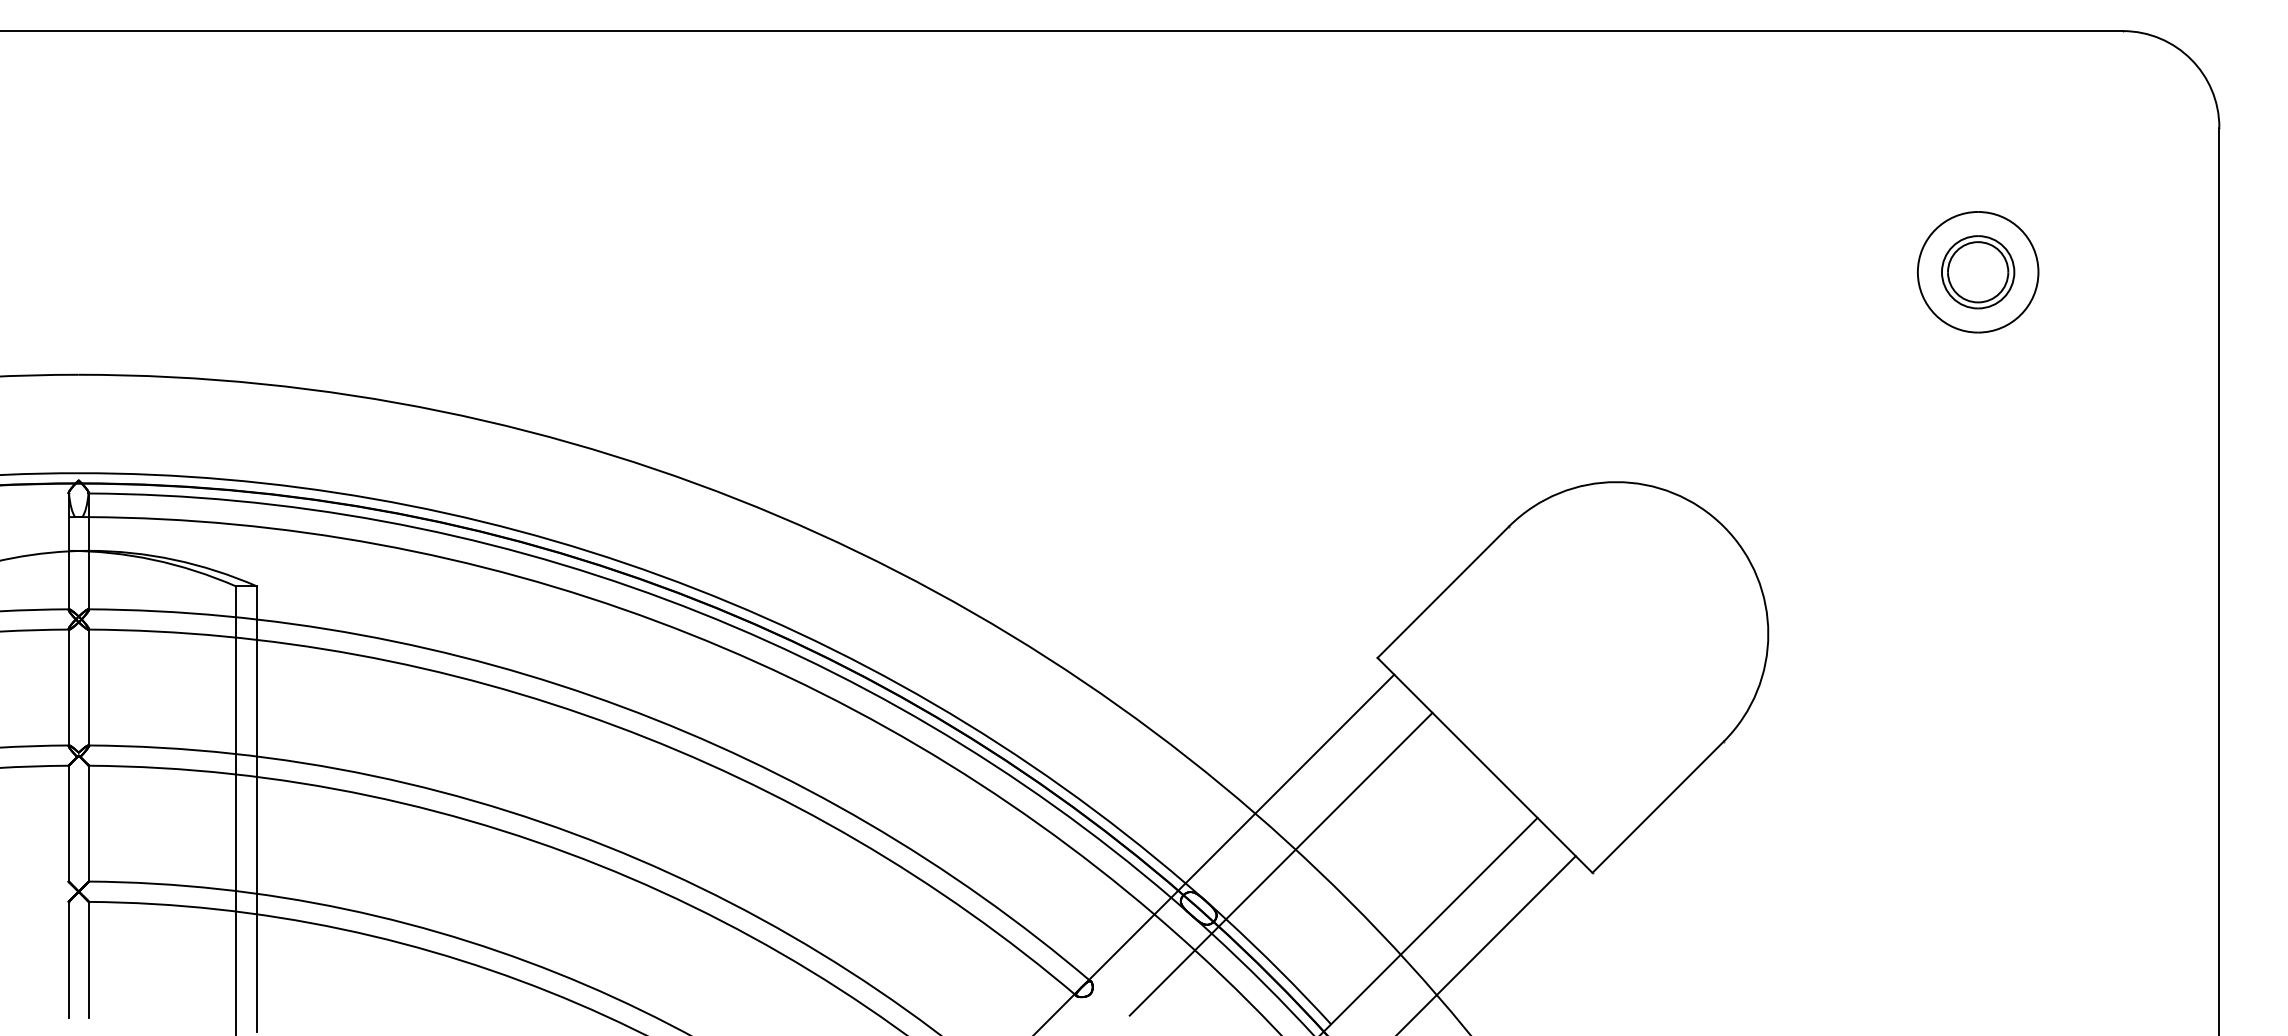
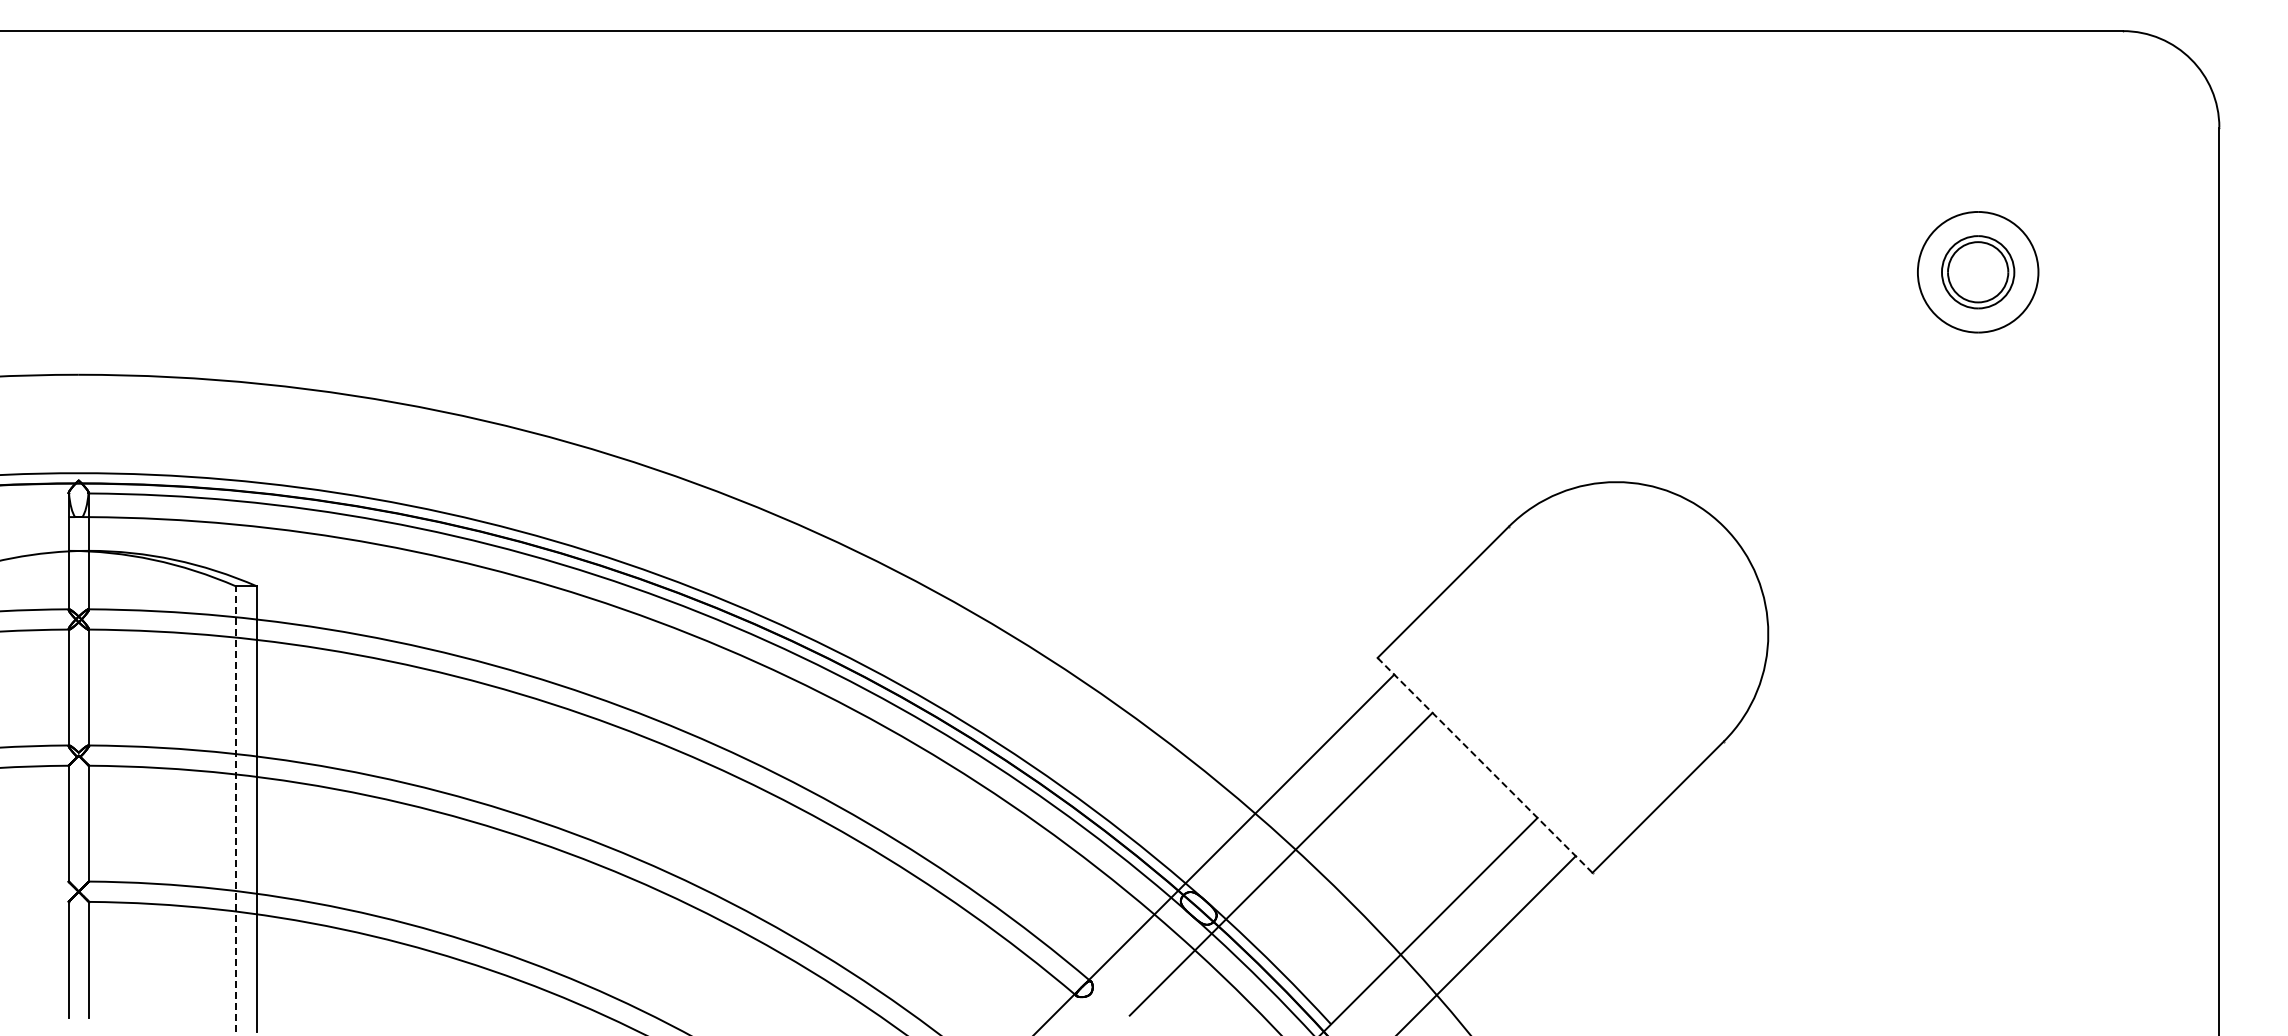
line: solid -> dashed (1485, 765)
line: solid -> dashed (236, 810)
